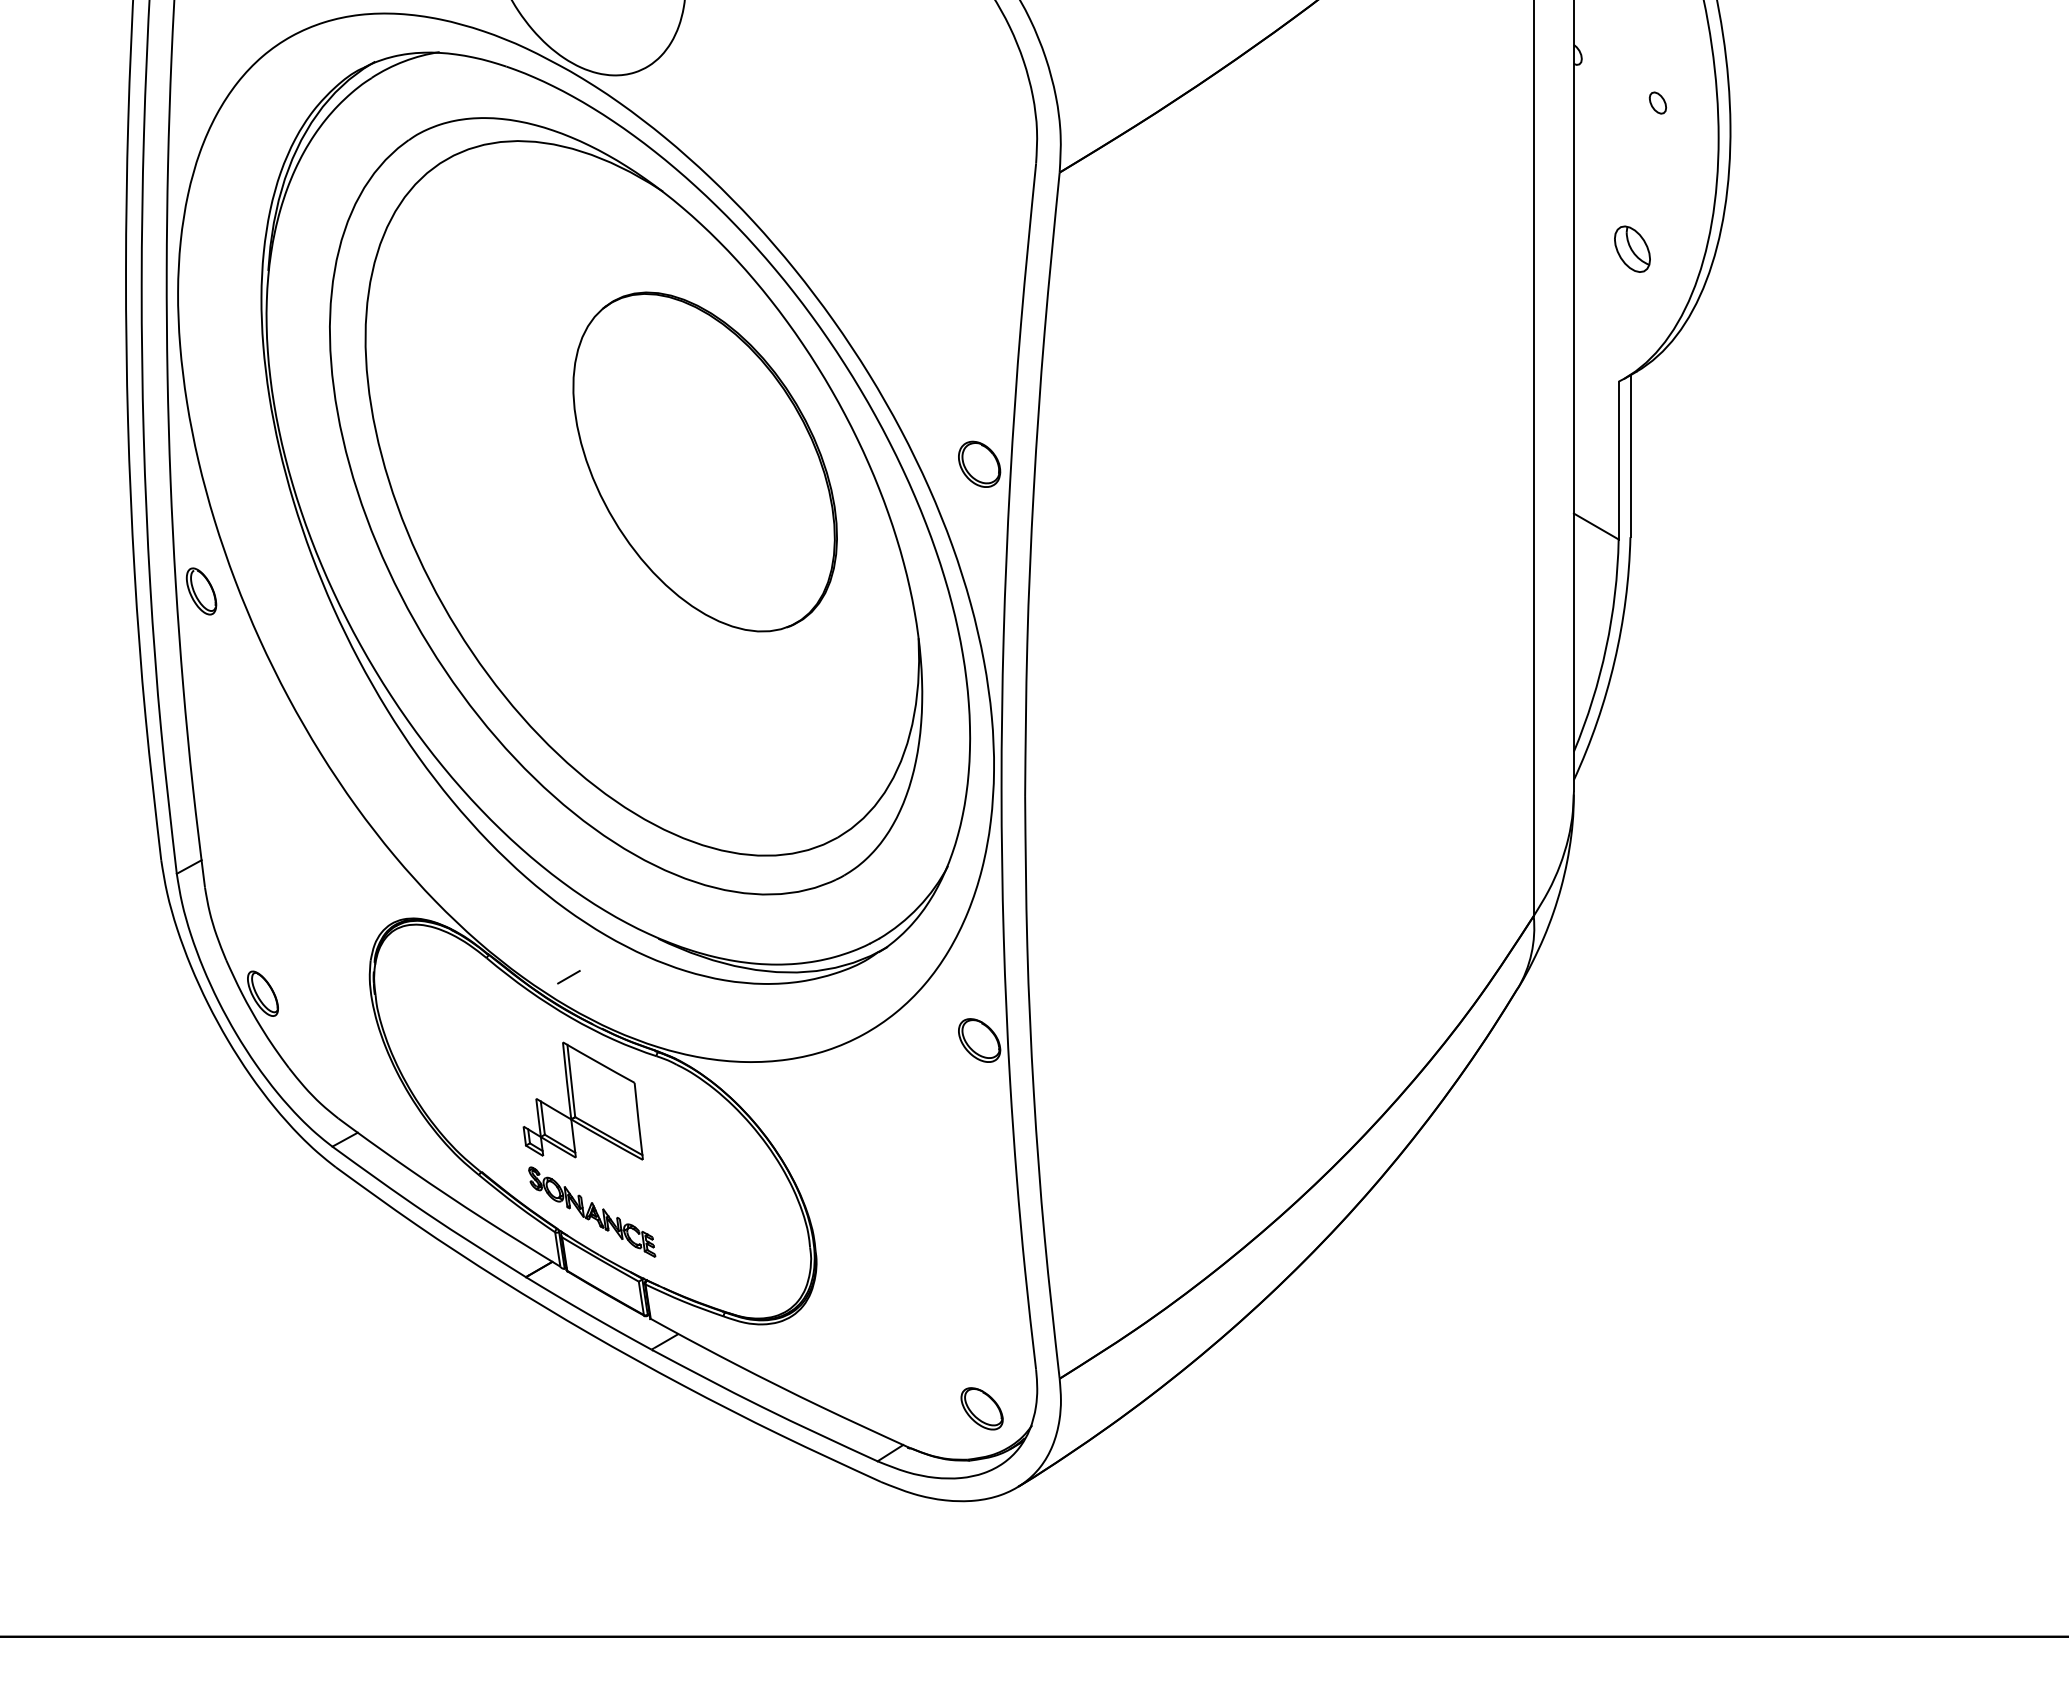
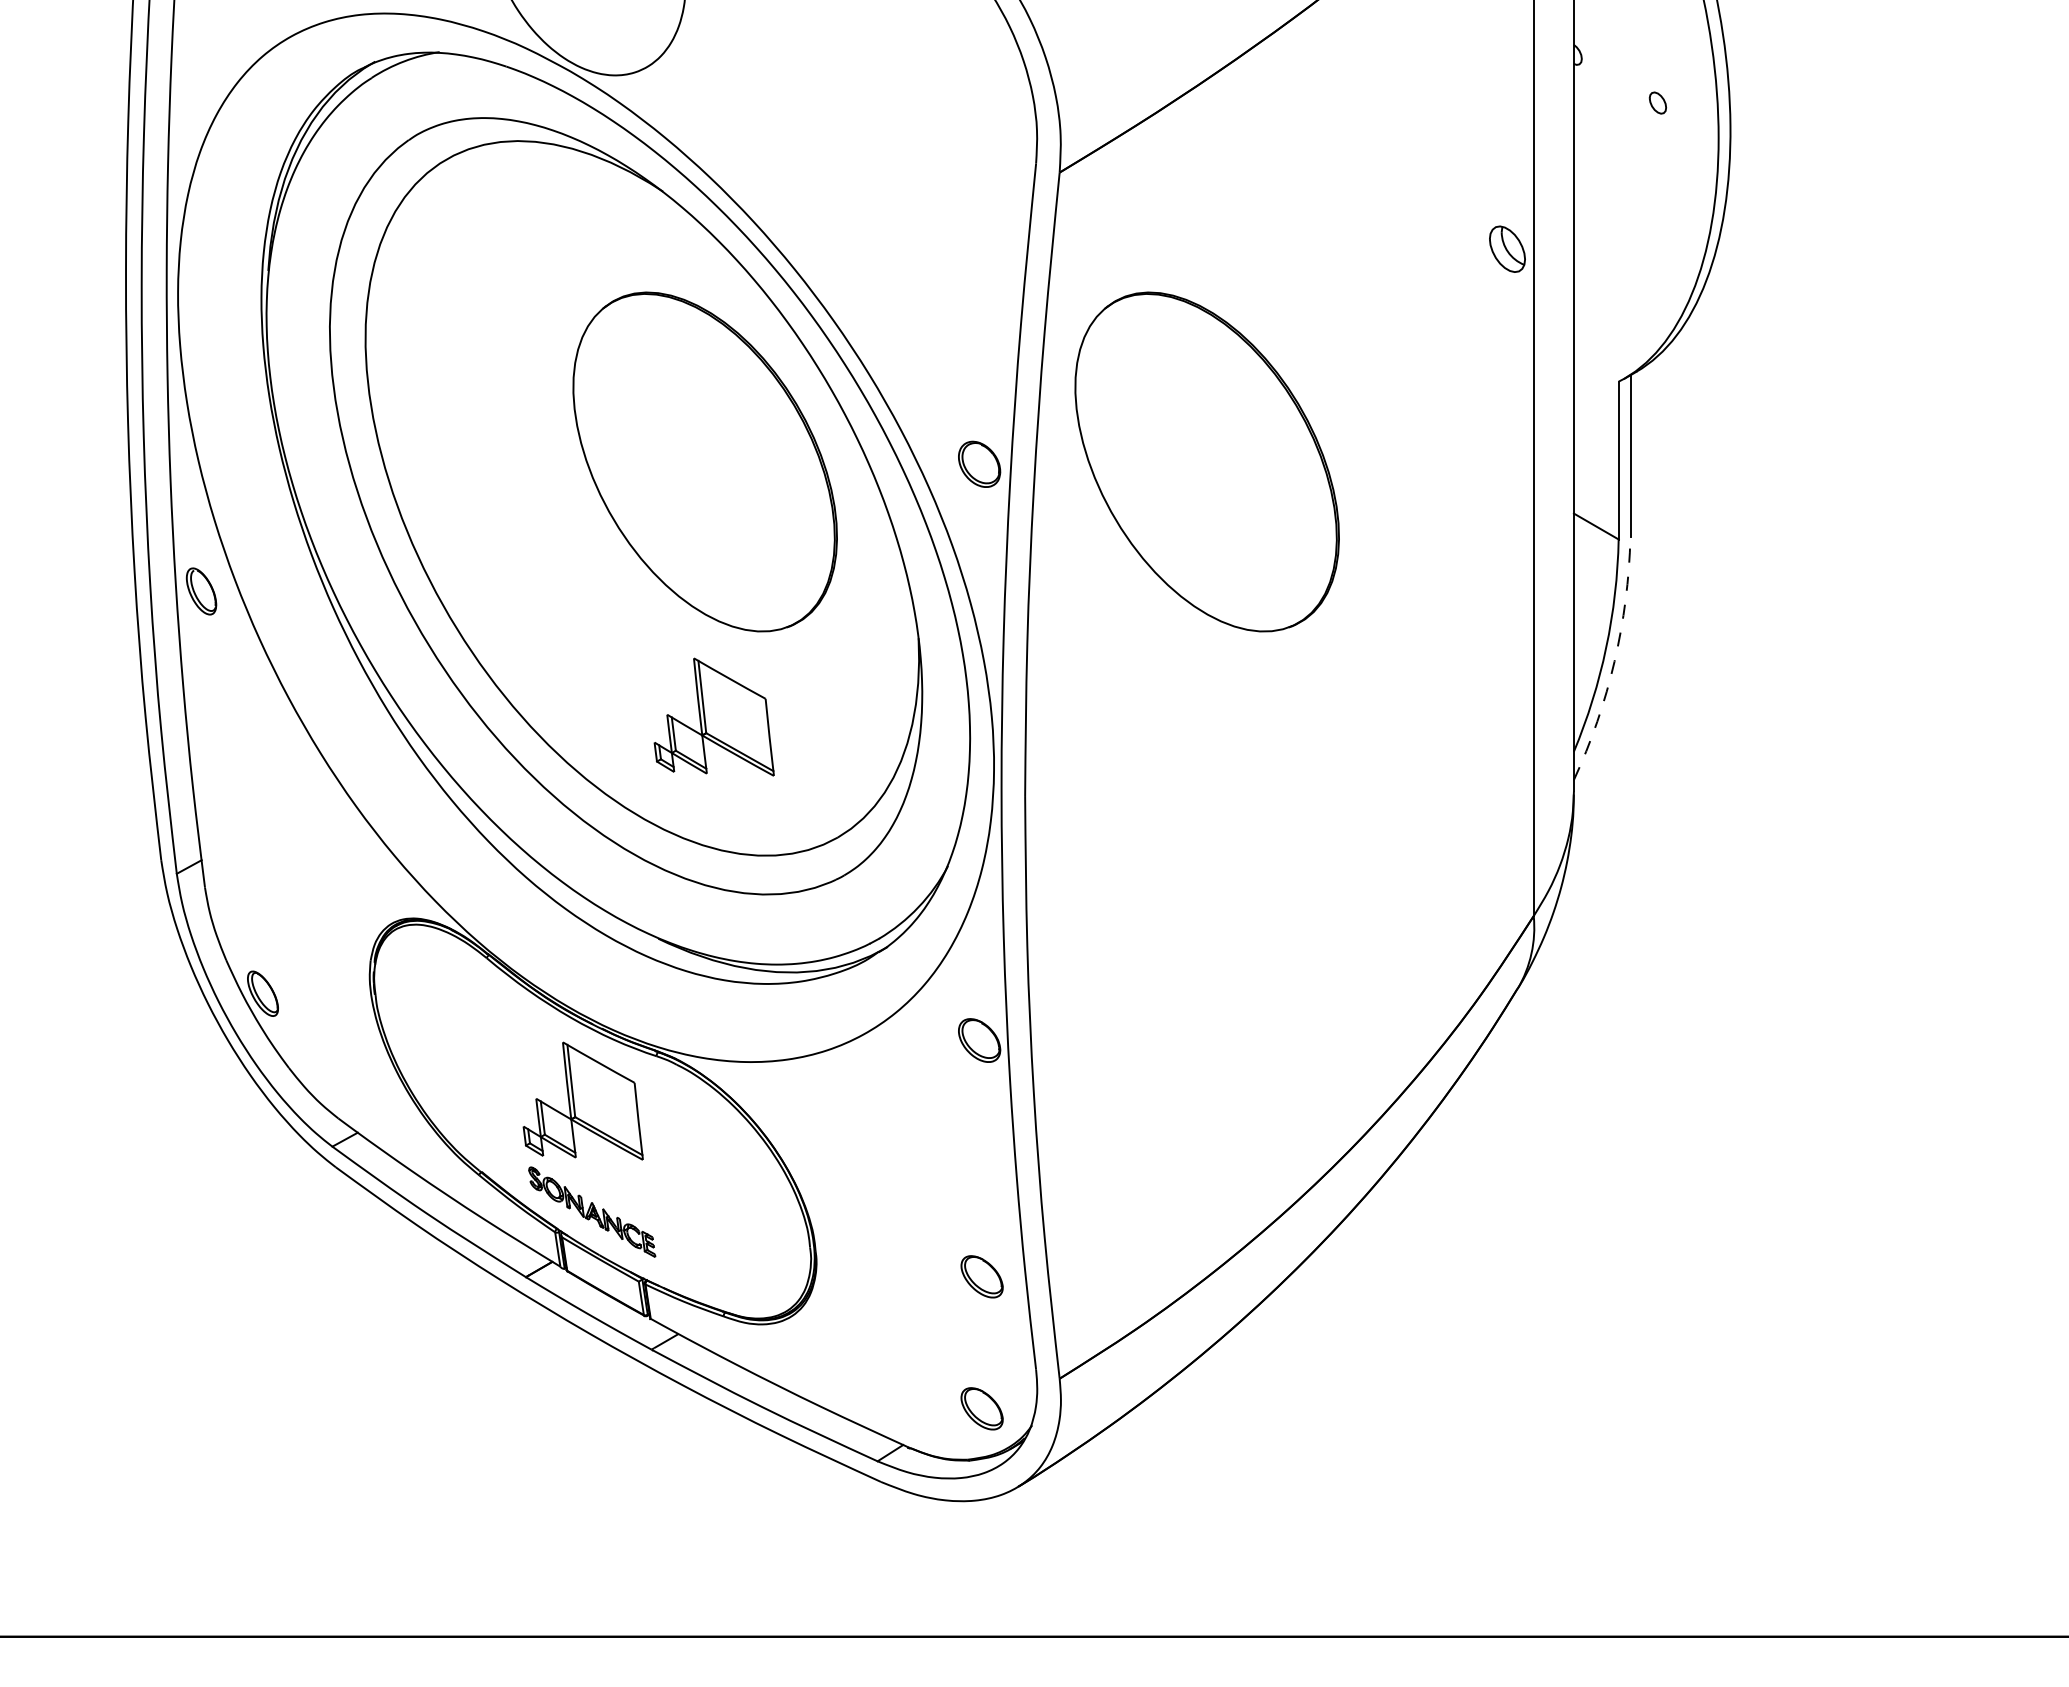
part position: (1632, 248) -> (1507, 248) (1507, 248)
part: none -> present (1206, 461)
arc: solid -> dashed (1614, 661)
part: none -> present (713, 716)
line: present -> none (568, 977)
part: none -> present (981, 1276)
